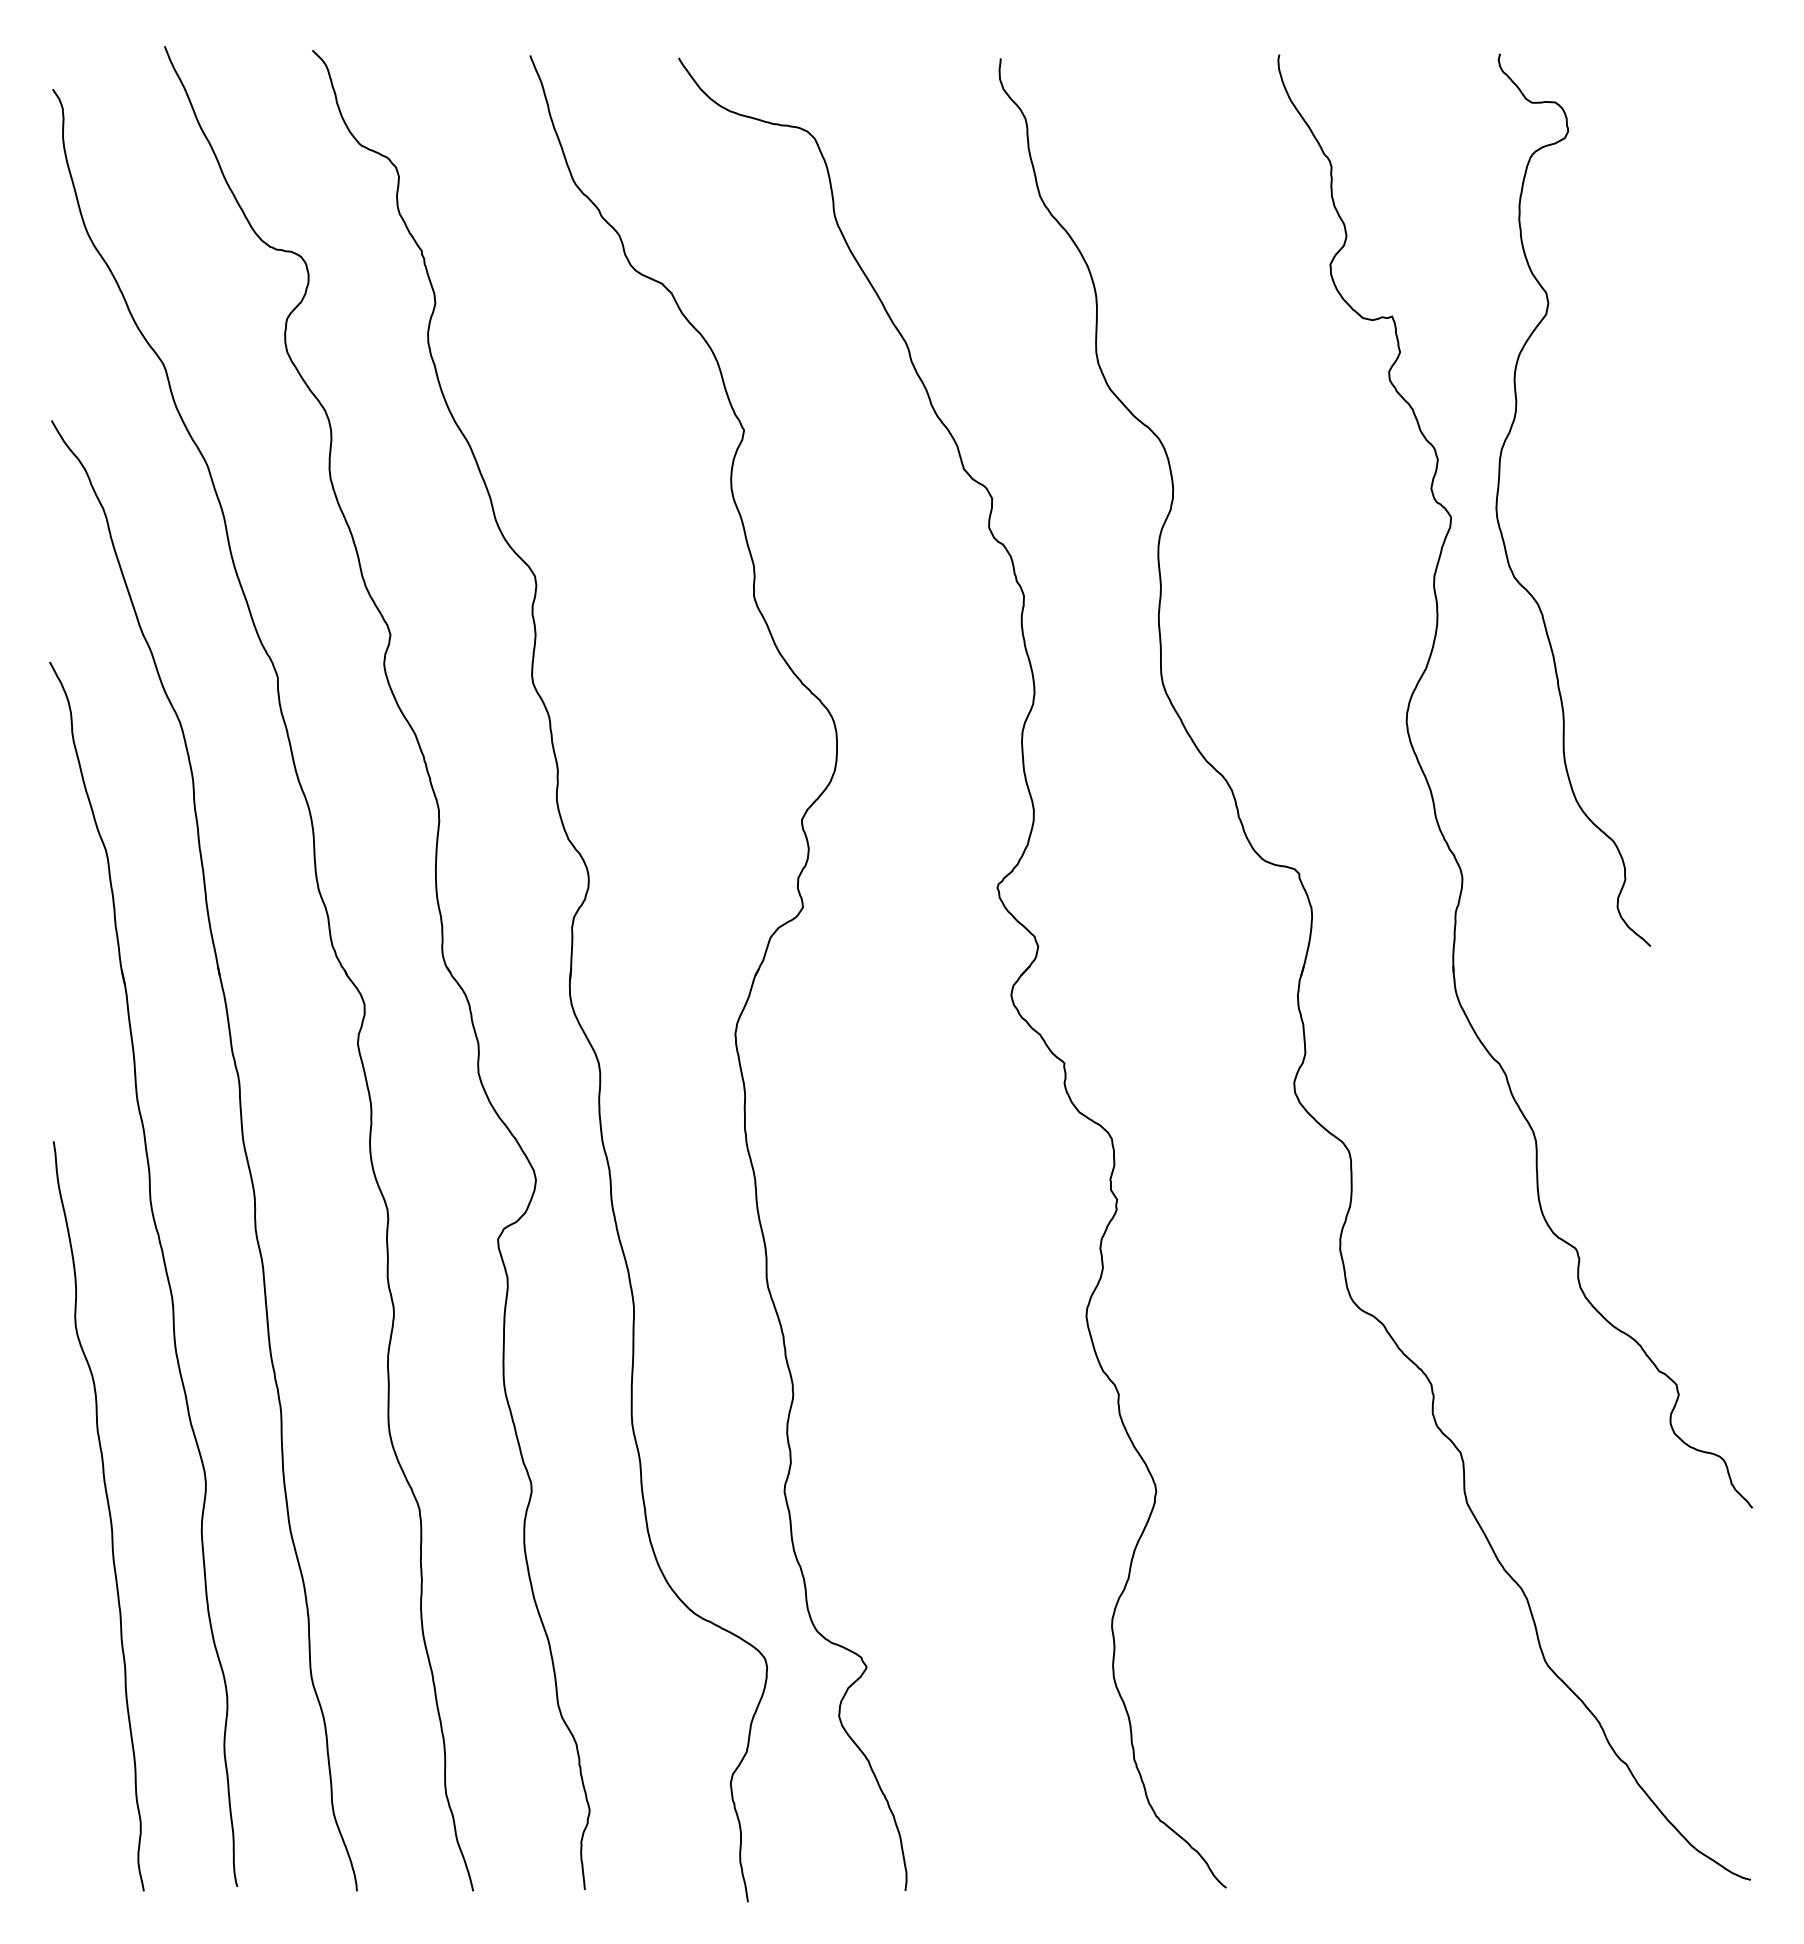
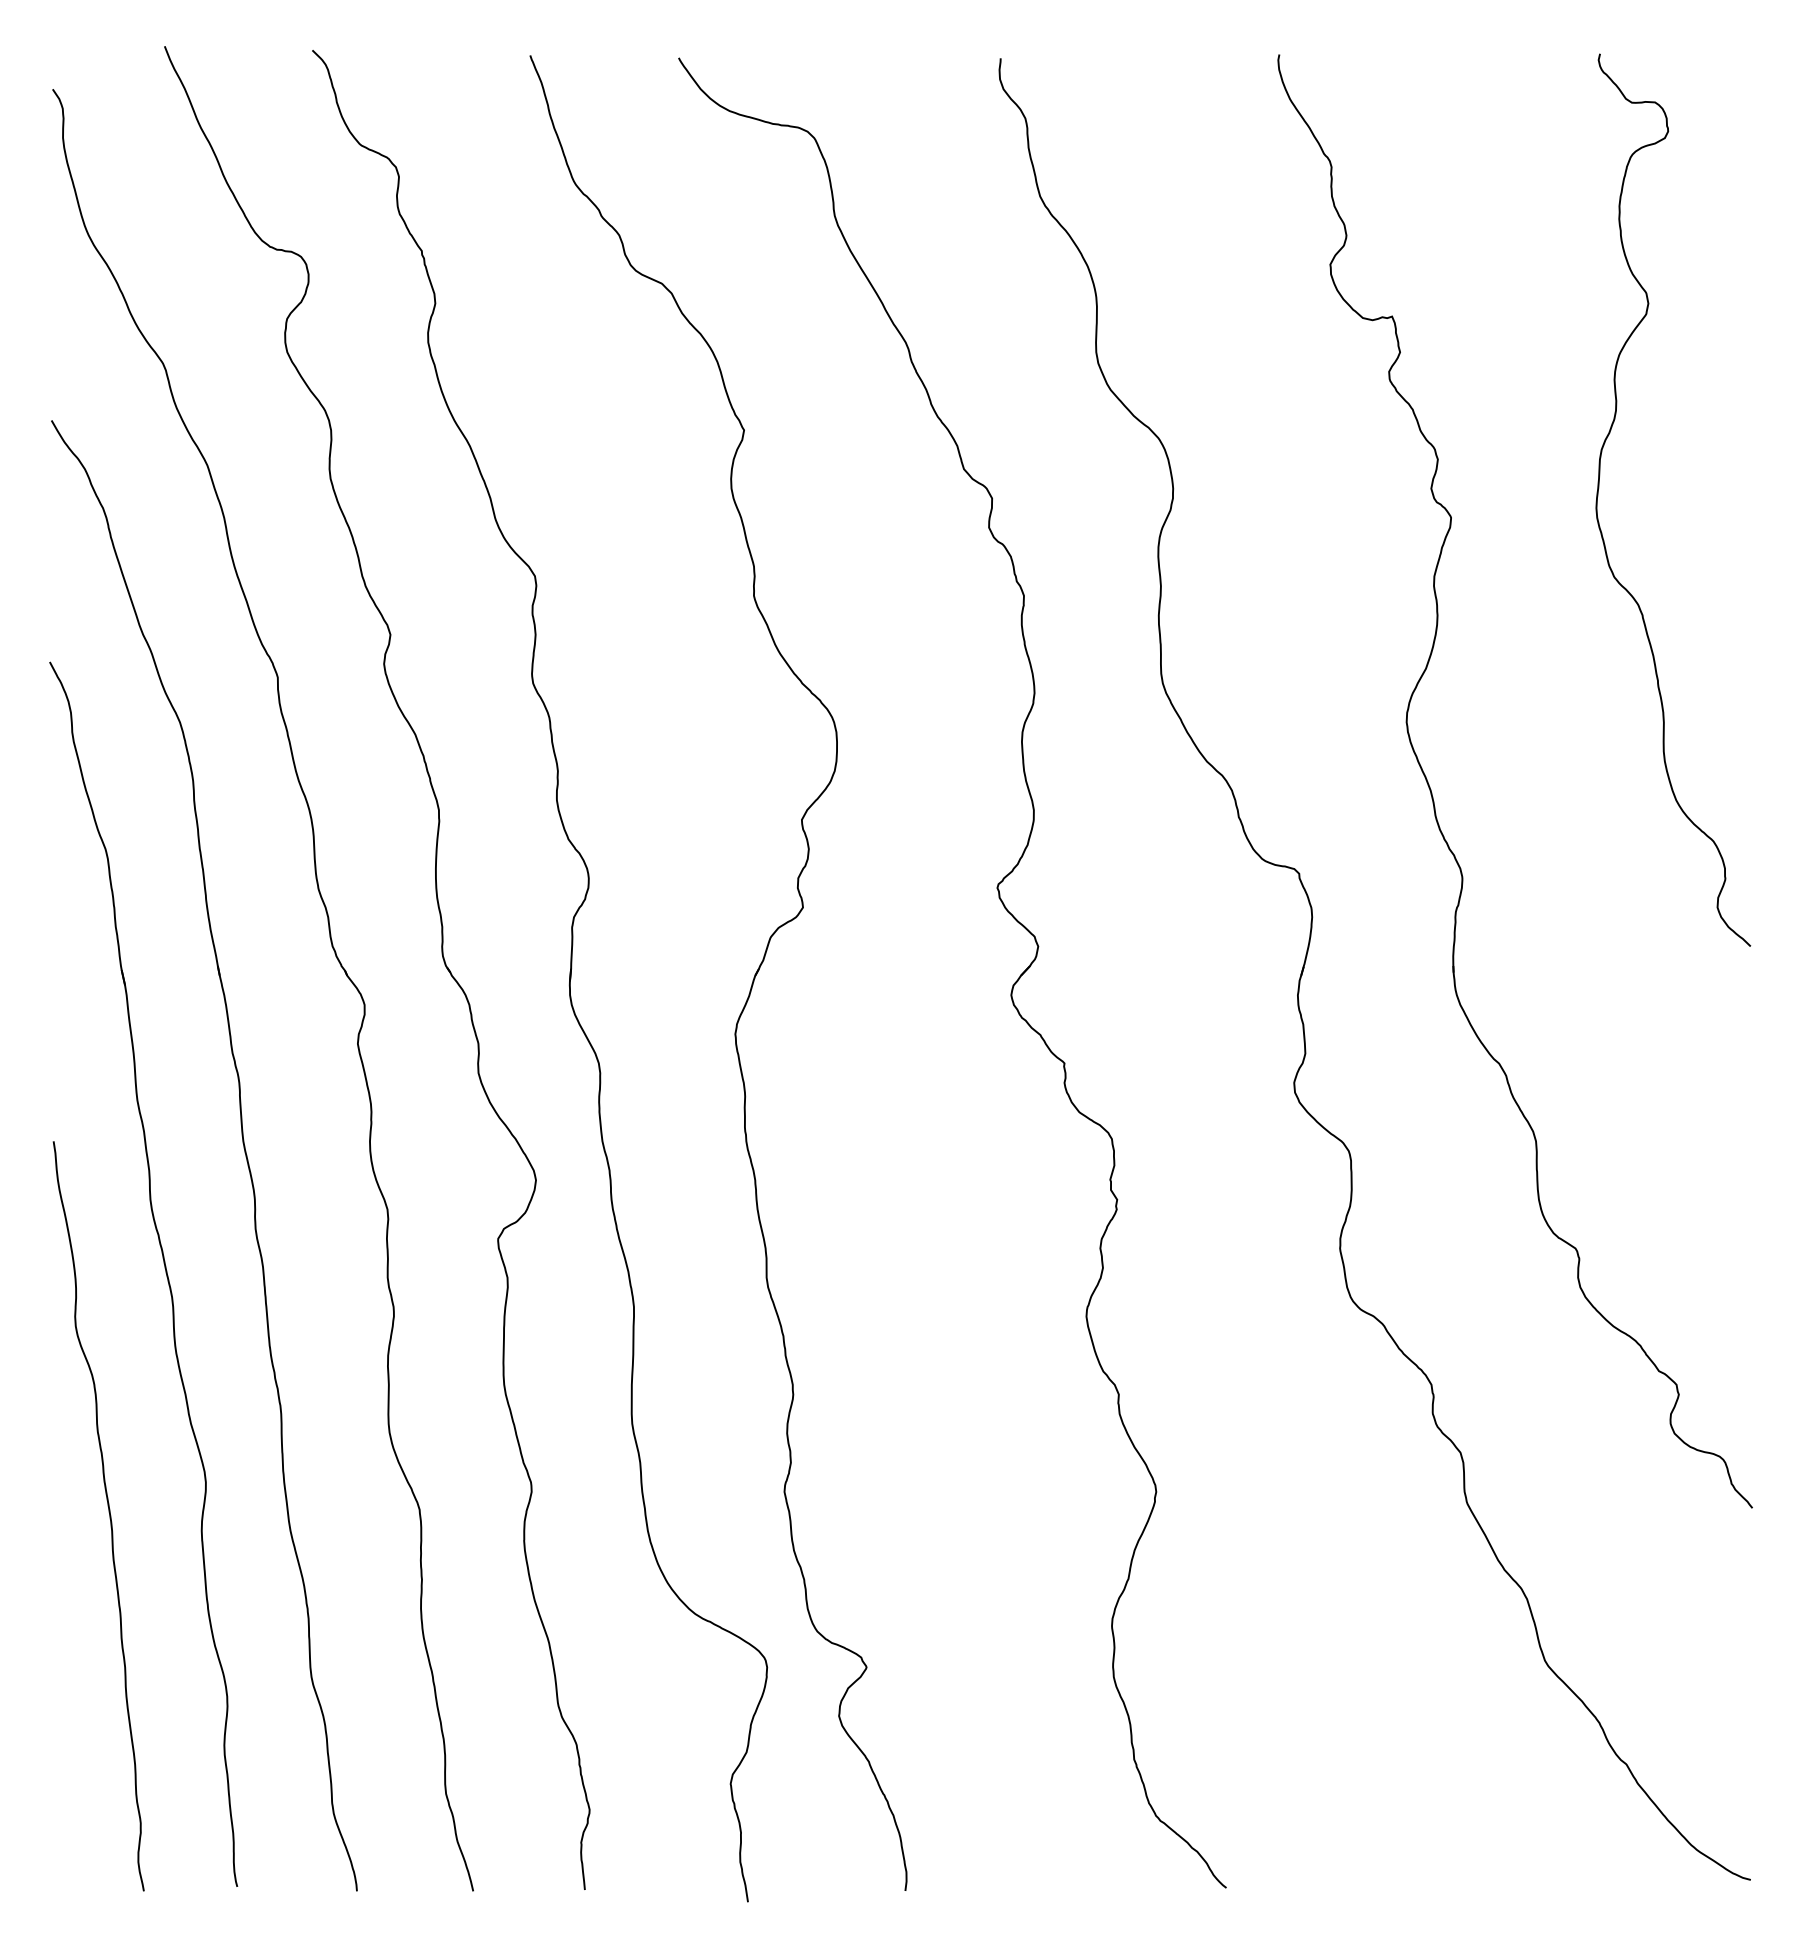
curve position: (1499, 488) -> (1599, 488) (1599, 488)
